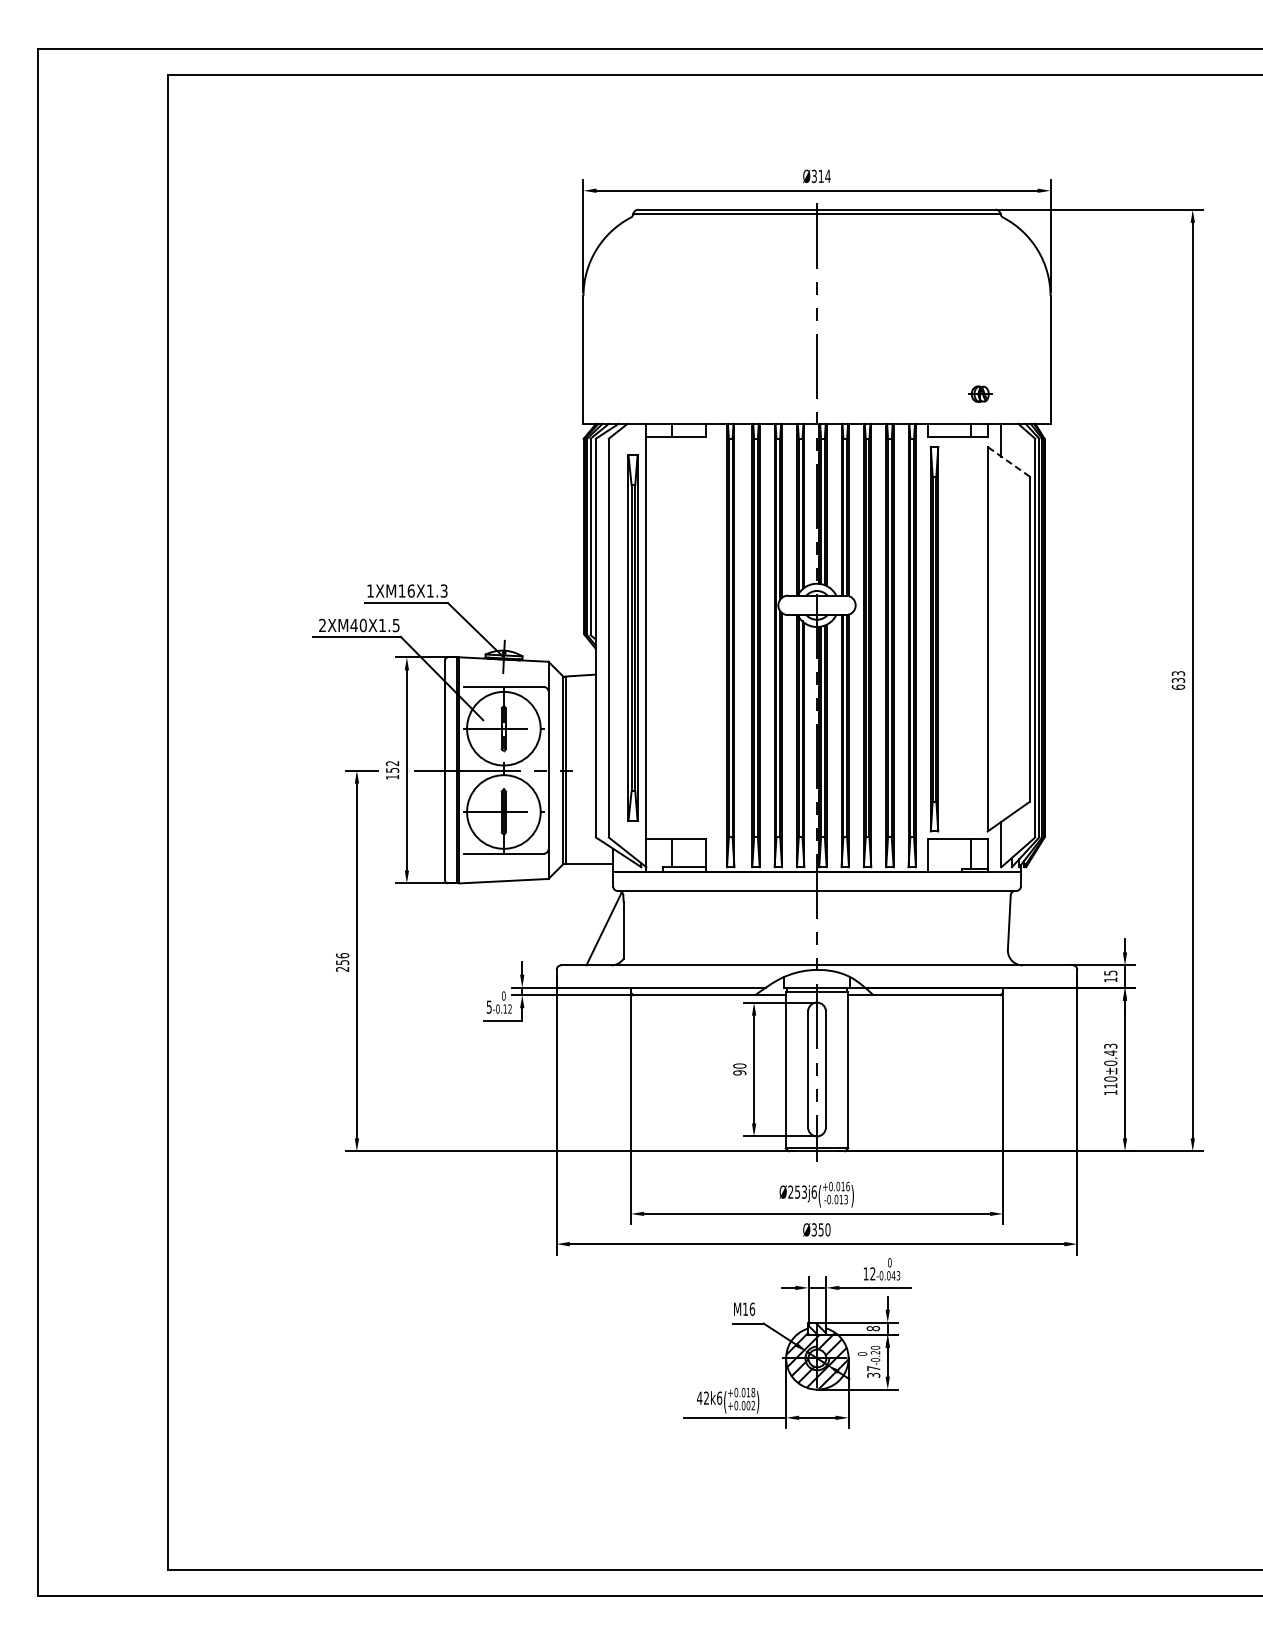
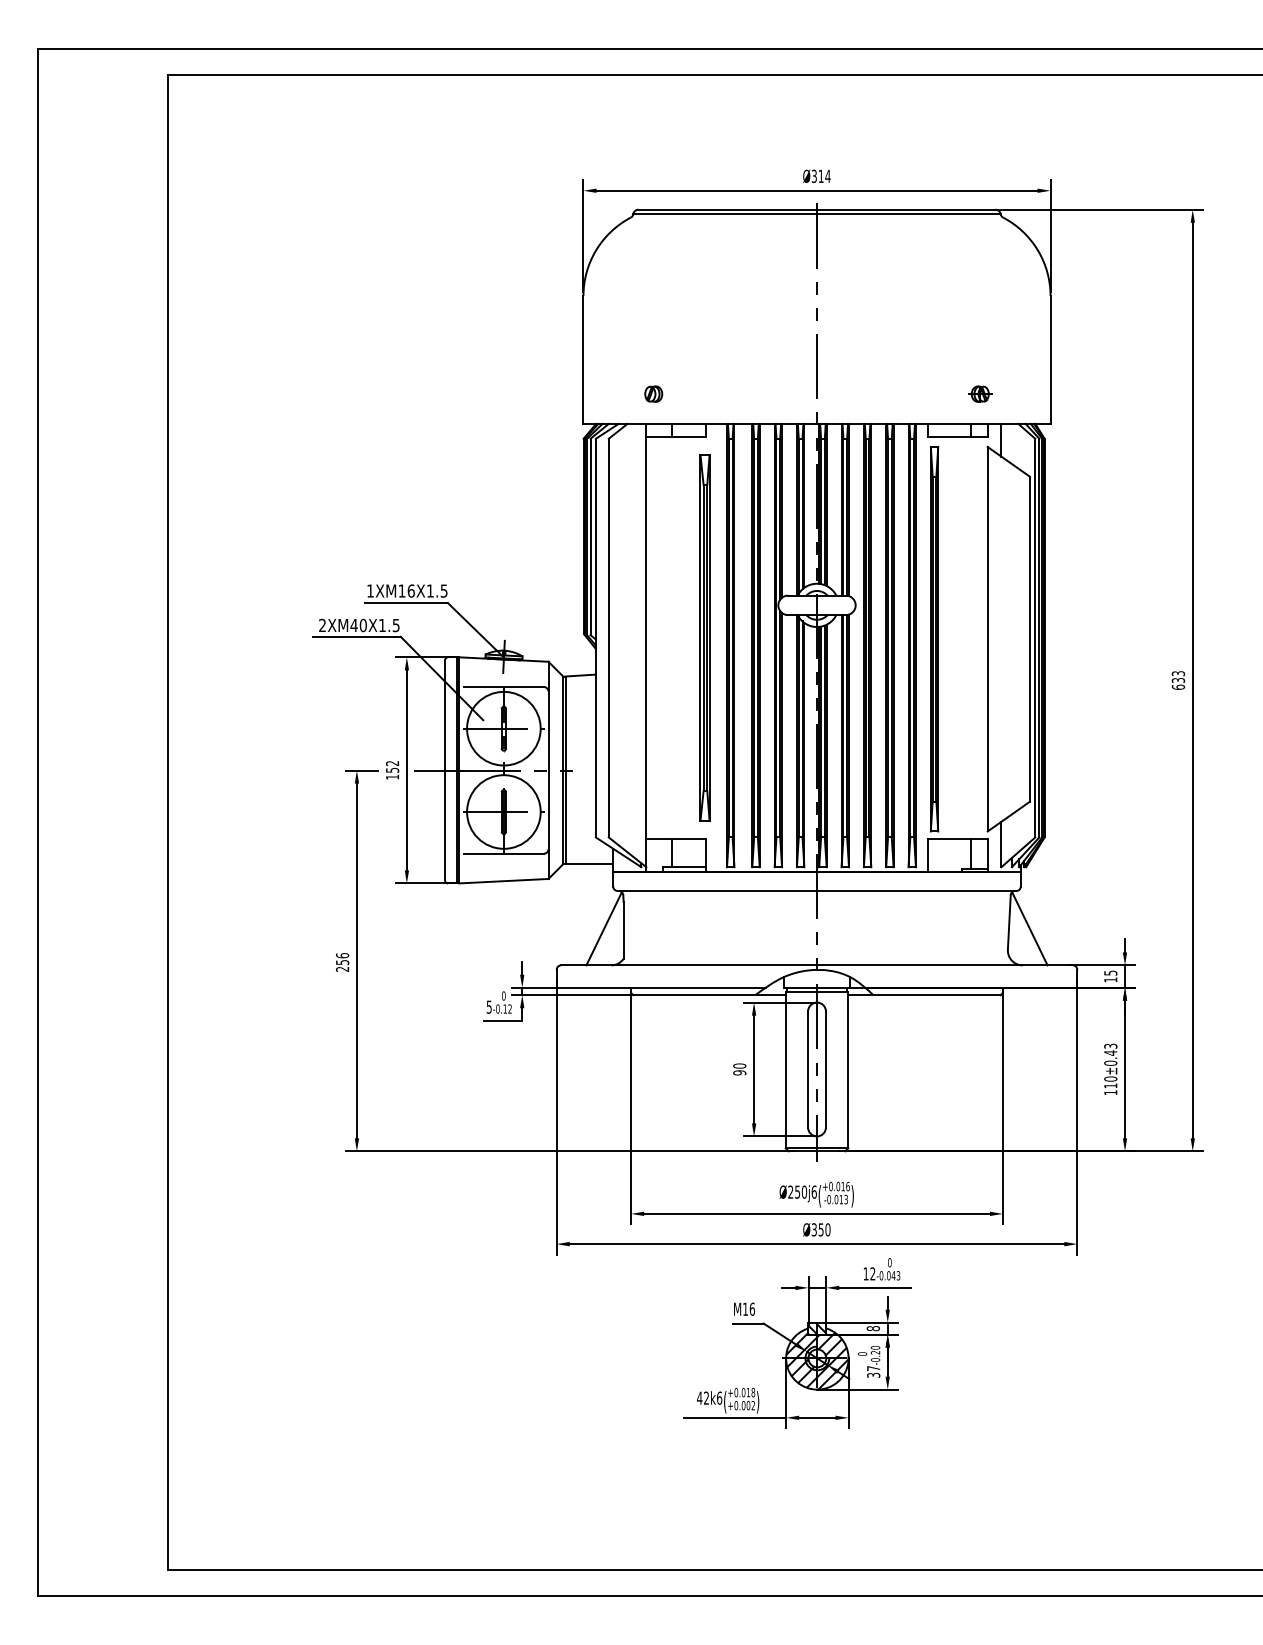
part: none -> present (653, 393)
line: dashed -> solid (1008, 461)
text: 1XM16X1.3 -> 1XM16X1.5 (444, 590)
part position: (632, 637) -> (704, 637) (704, 637)
line: none -> present (1029, 928)
text: Ø253 -> Ø250 (804, 1191)
